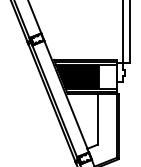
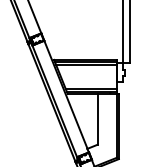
hatch: present -> none (77, 76)
